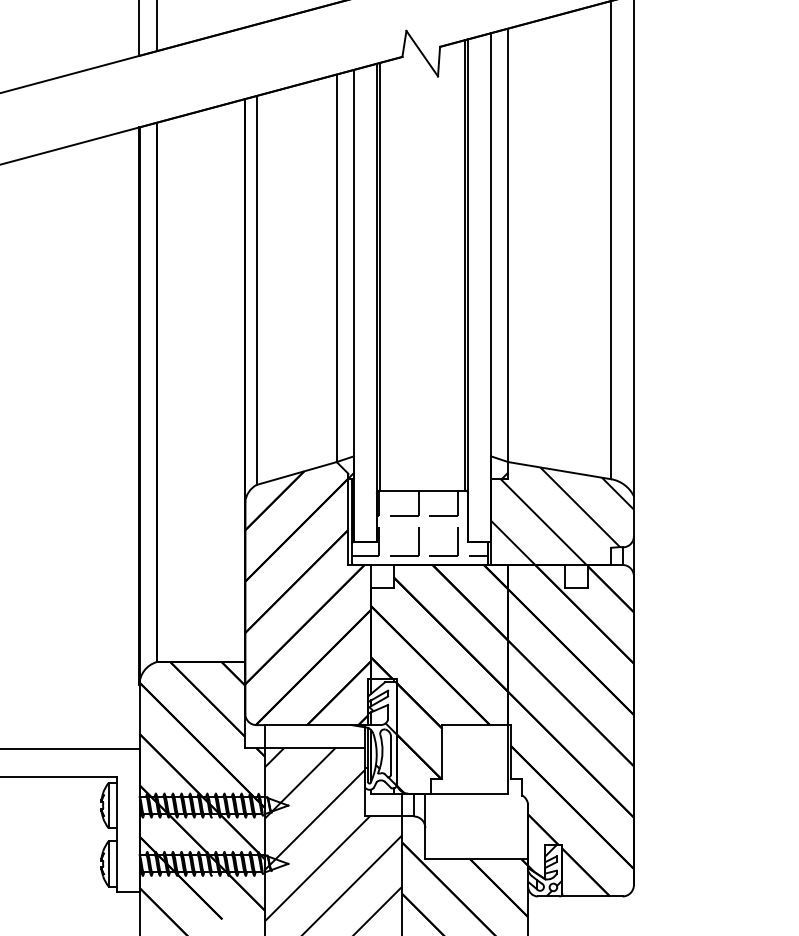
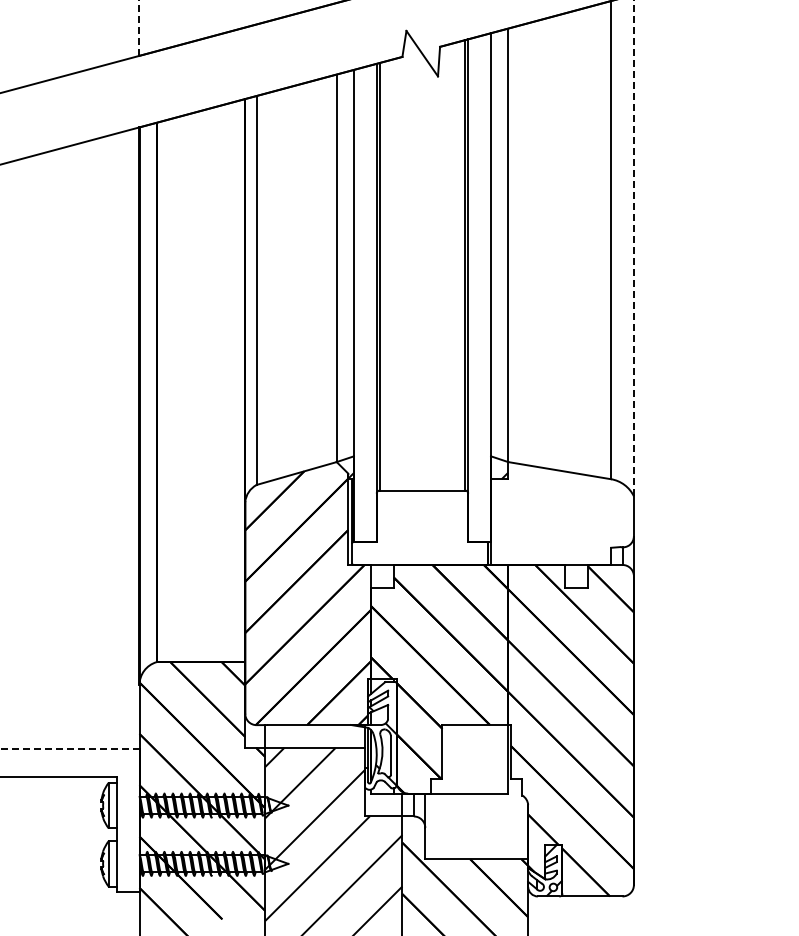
line: present -> none (156, 26)
line: solid -> dashed (139, 27)
line: solid -> dashed (633, 248)
hatch: present -> none (562, 515)
hatch: present -> none (420, 523)
line: solid -> dashed (69, 749)
